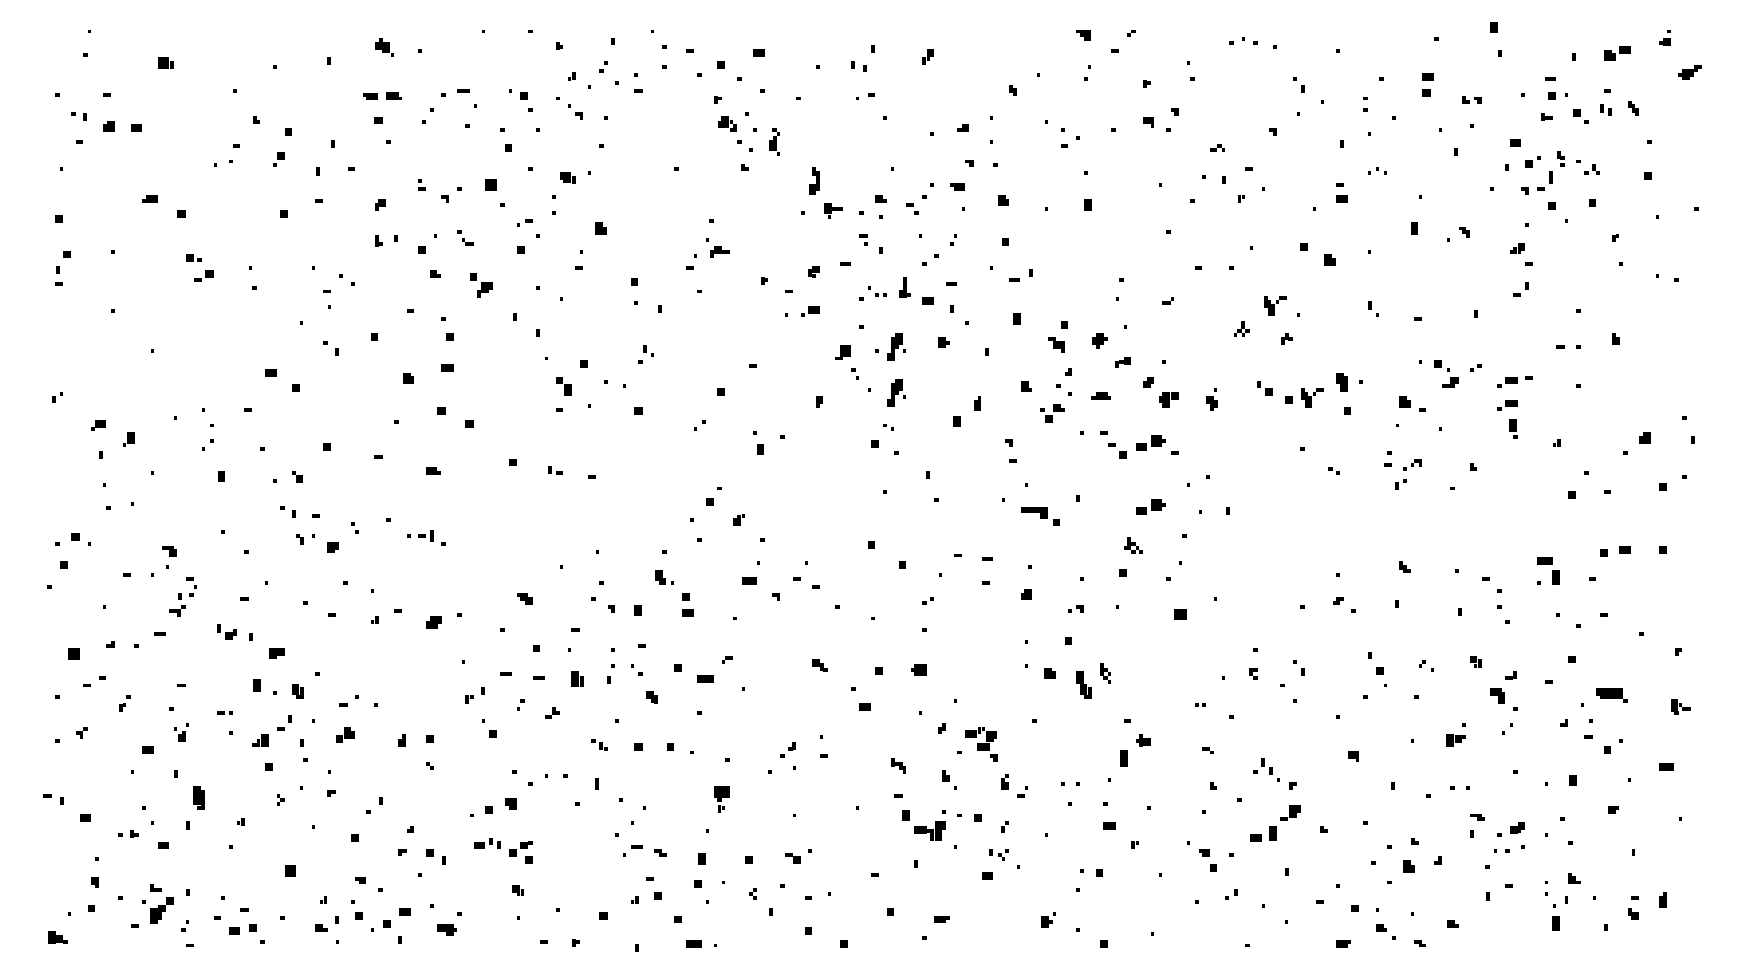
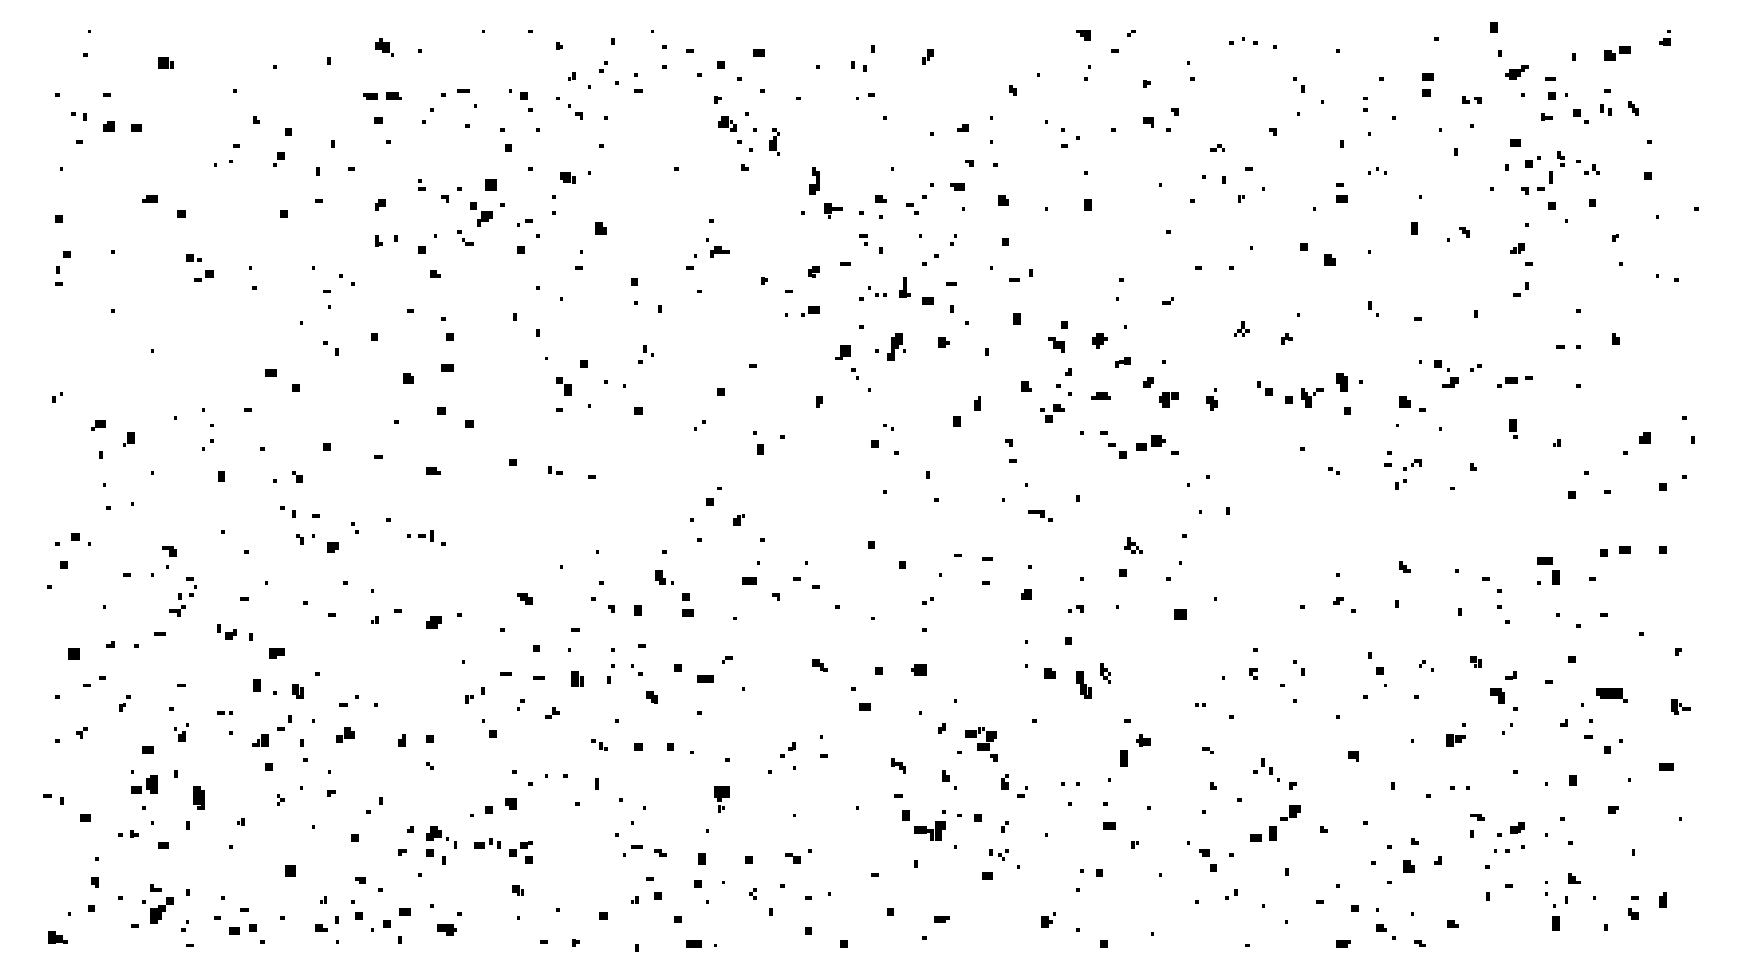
part position: (1689, 72) -> (1516, 72) (1516, 72)
part position: (481, 285) -> (481, 214) (481, 214)
part: present -> none (1275, 305)
part: present -> none (896, 392)
part: present -> none (1507, 405)
part: present -> none (1150, 506)
part size: 39x19 px -> 25x12 px (1040, 515)
part: none -> present (144, 784)
part: none -> present (441, 837)
